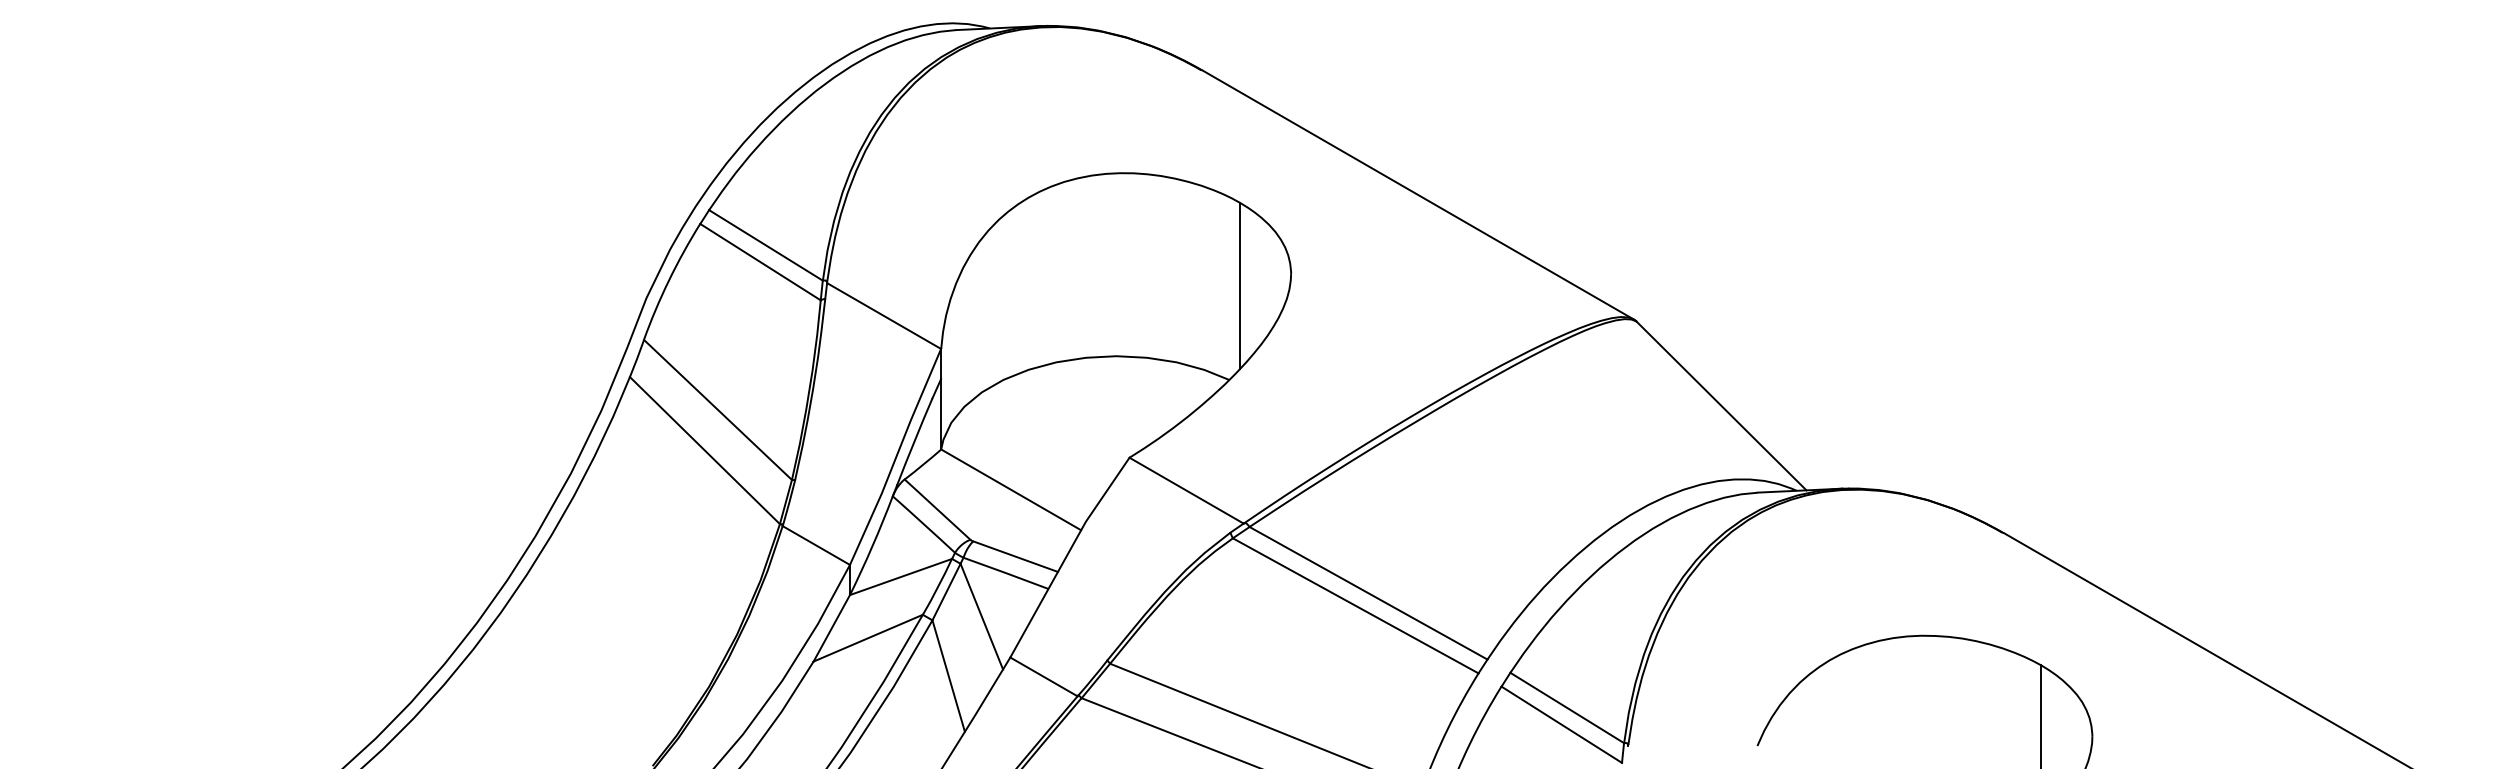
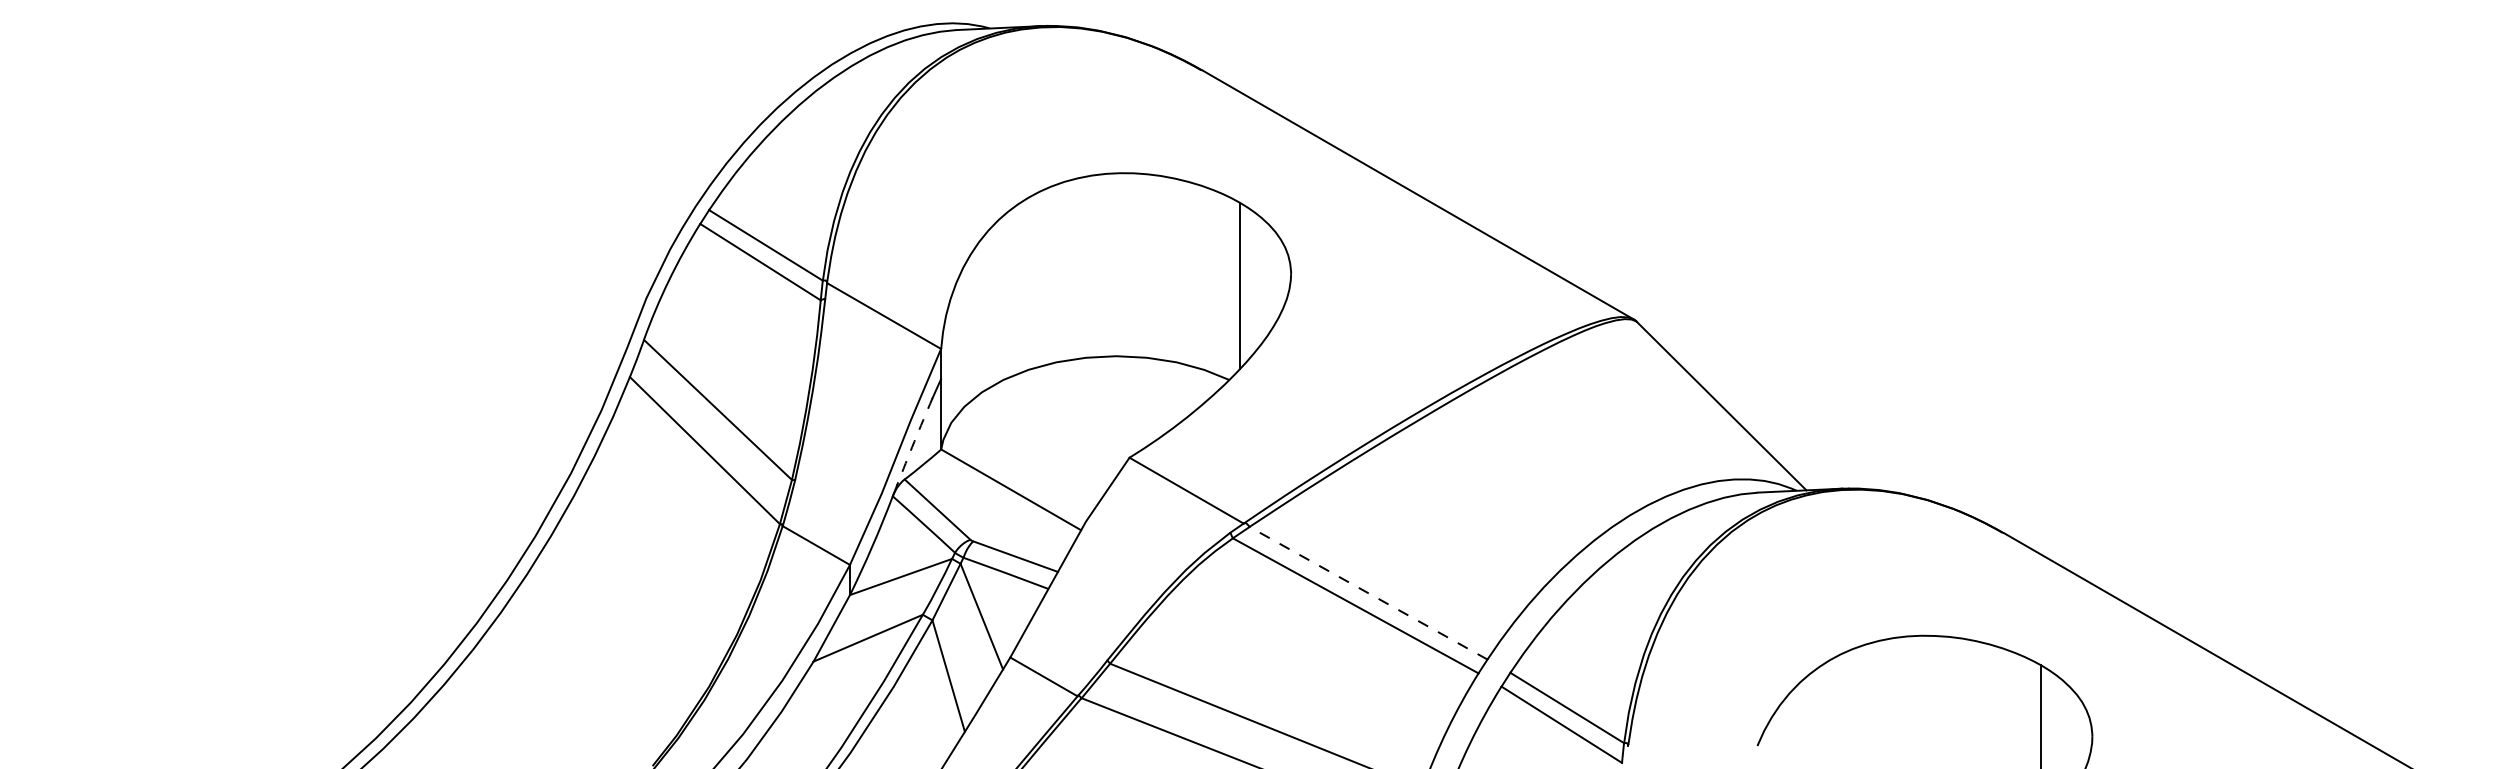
arc: solid -> dashed (914, 441)
line: solid -> dashed (1368, 593)
